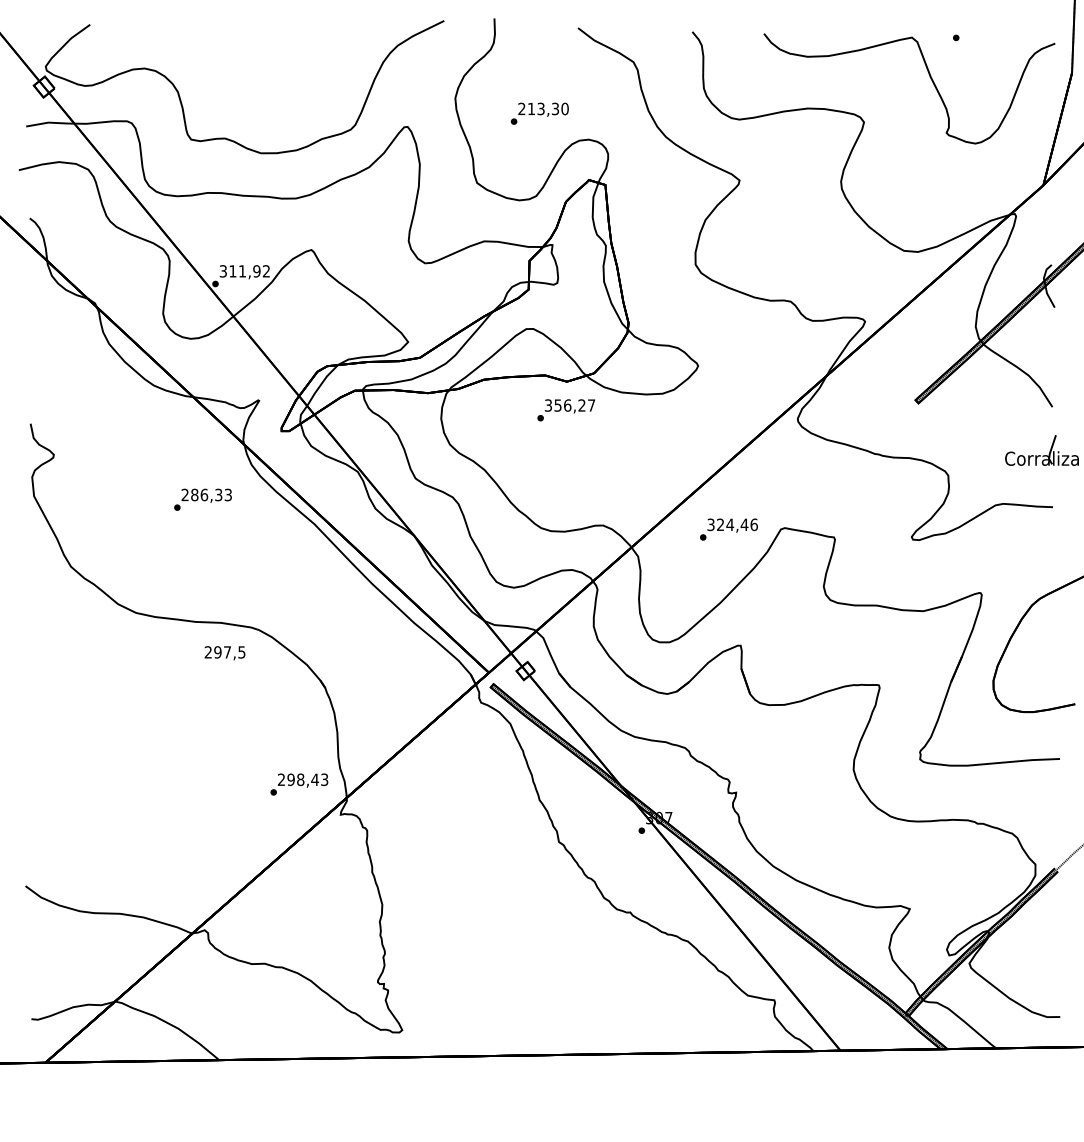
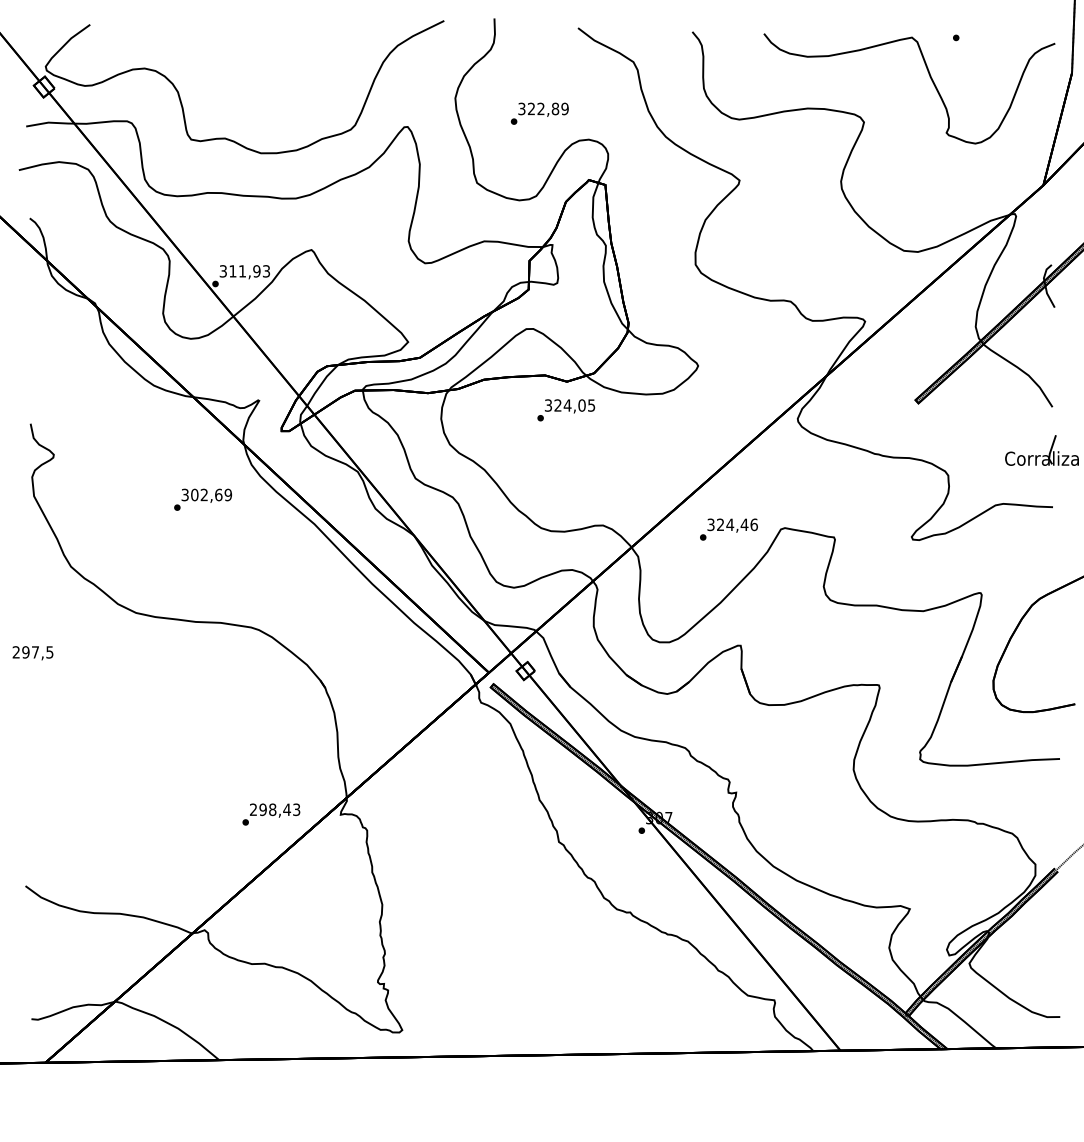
text: 213,30 -> 322,89 (543, 108)
text: 311,92 -> 311,93 (266, 271)
text: 356,27 -> 324,05 (574, 405)
text: 286,33 -> 302,69 (206, 494)
text position: (224, 653) -> (32, 653) (32, 653)
text position: (299, 784) -> (271, 814) (271, 814)
